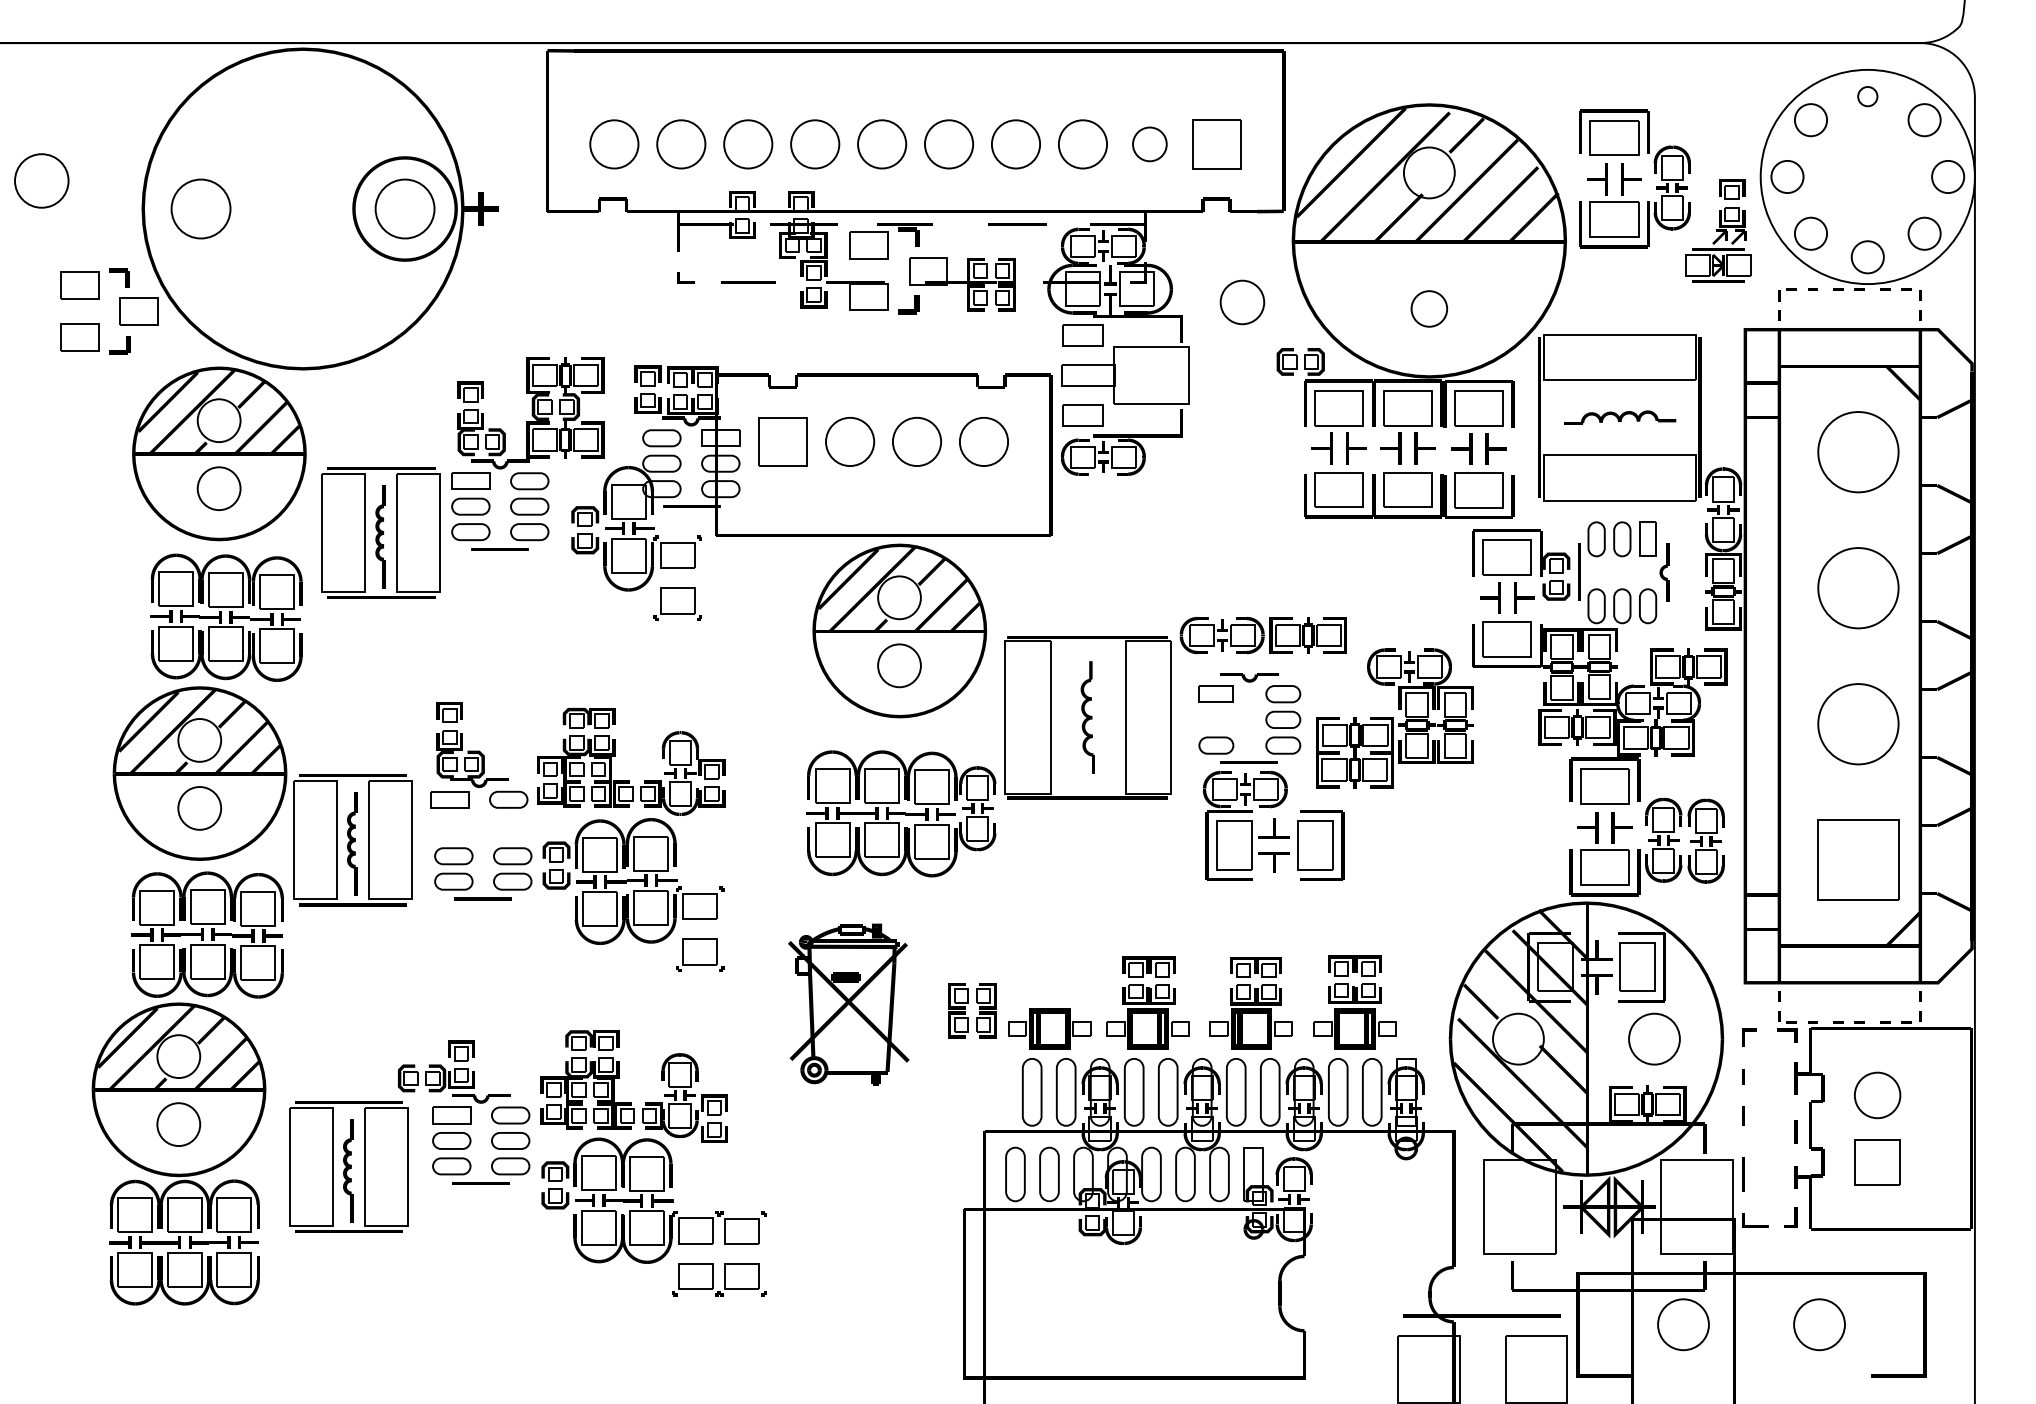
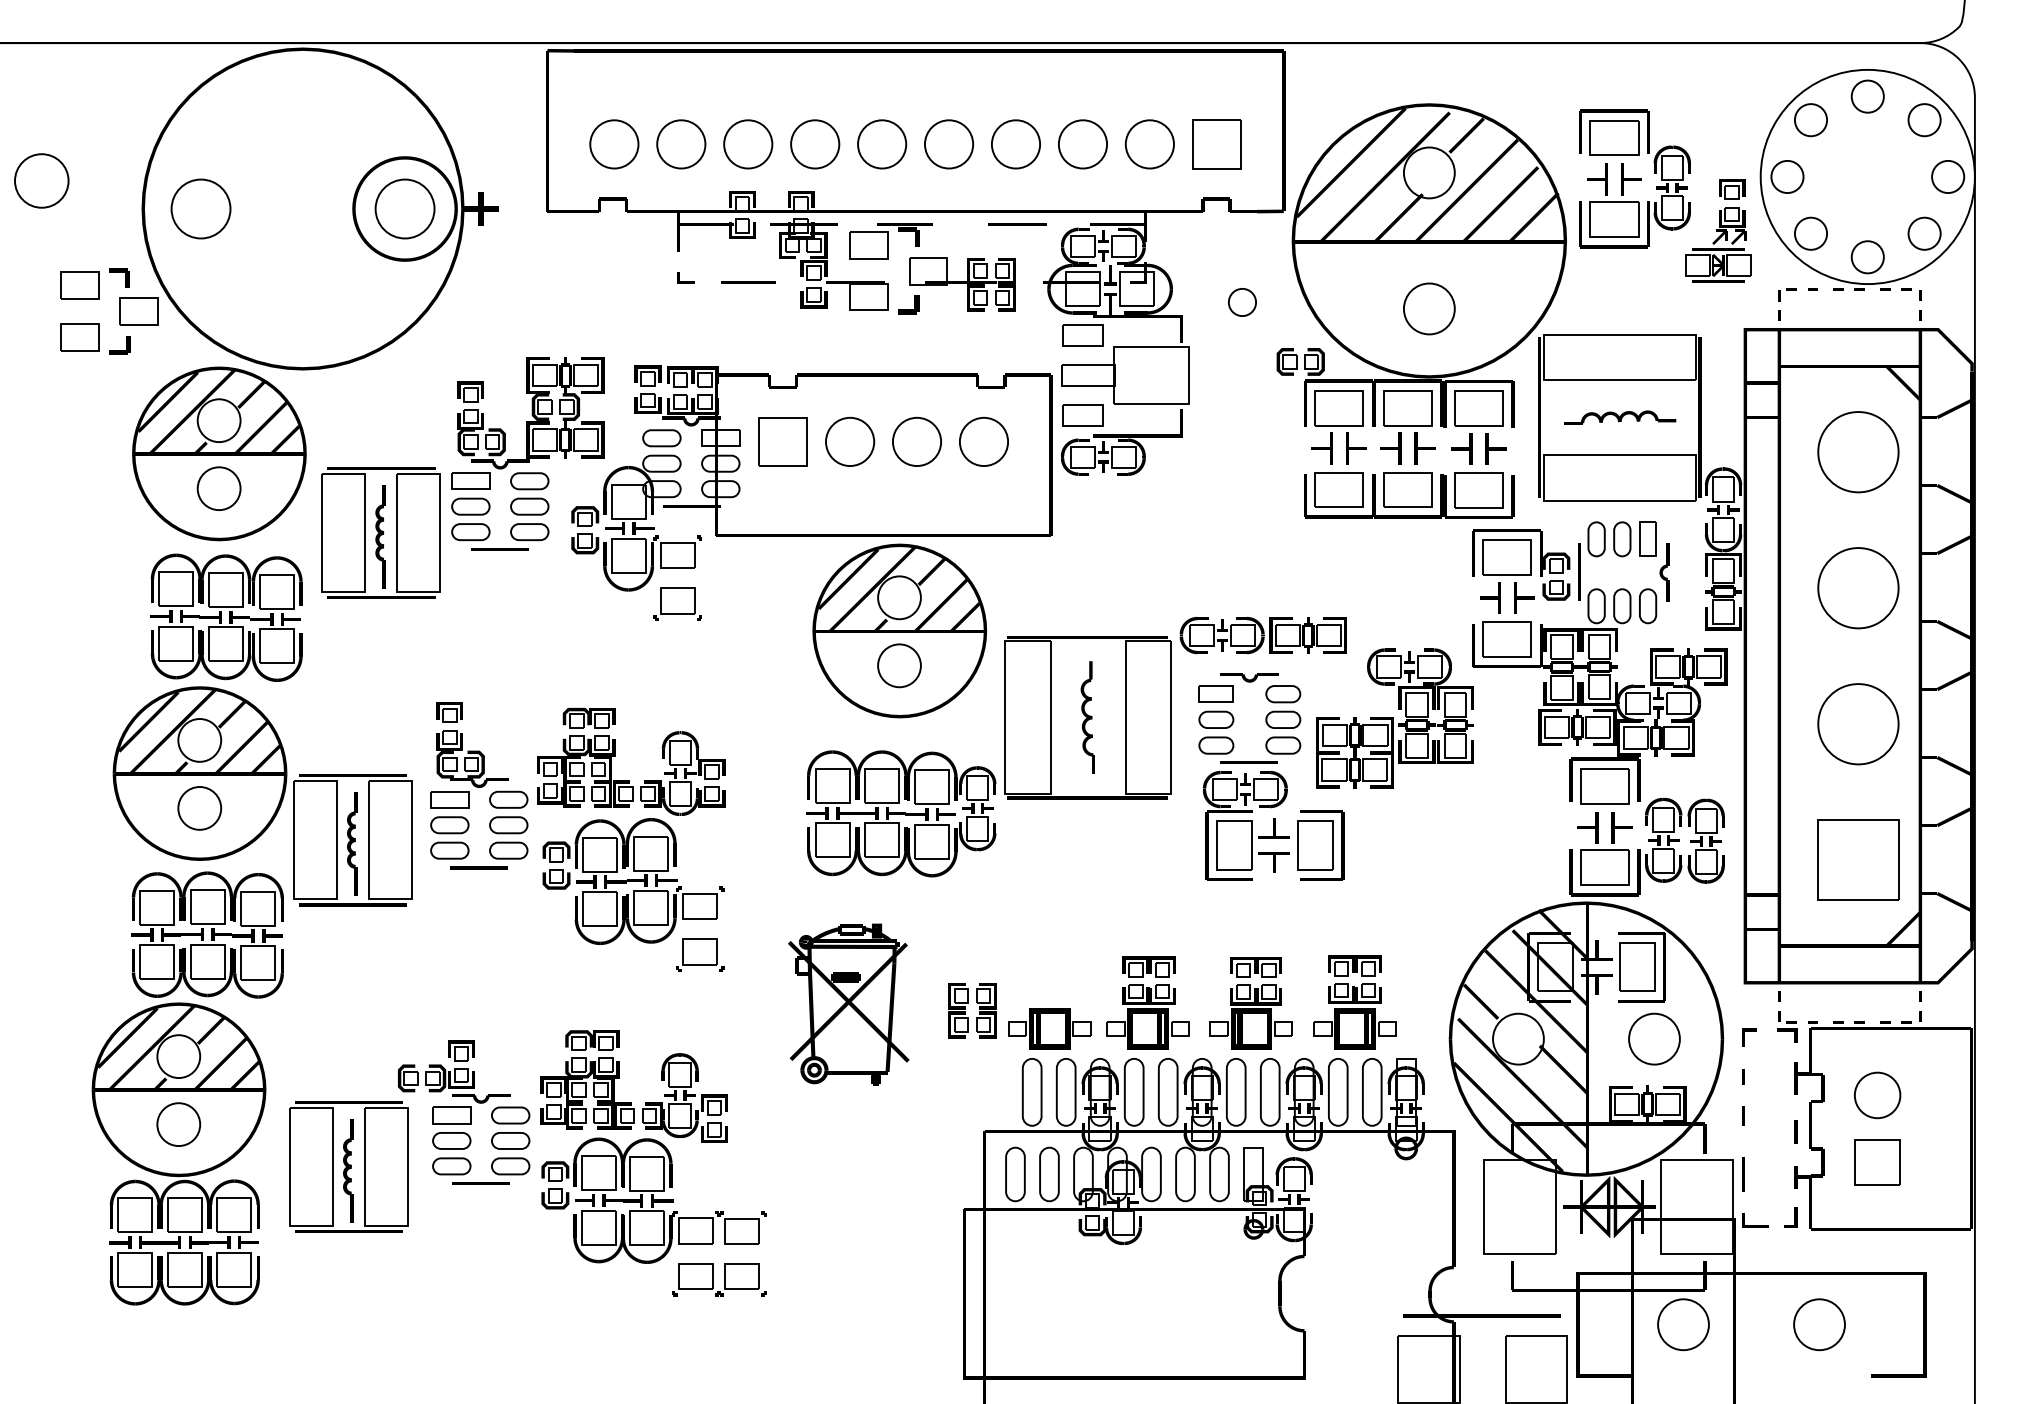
circle diameter: 19 px -> 32 px (1867, 96)
circle diameter: 34 px -> 48 px (1149, 144)
circle diameter: 44 px -> 27 px (1242, 302)
circle diameter: 36 px -> 51 px (1428, 308)
part: none -> present (1216, 719)
part position: (493, 878) -> (489, 847) (489, 847)
